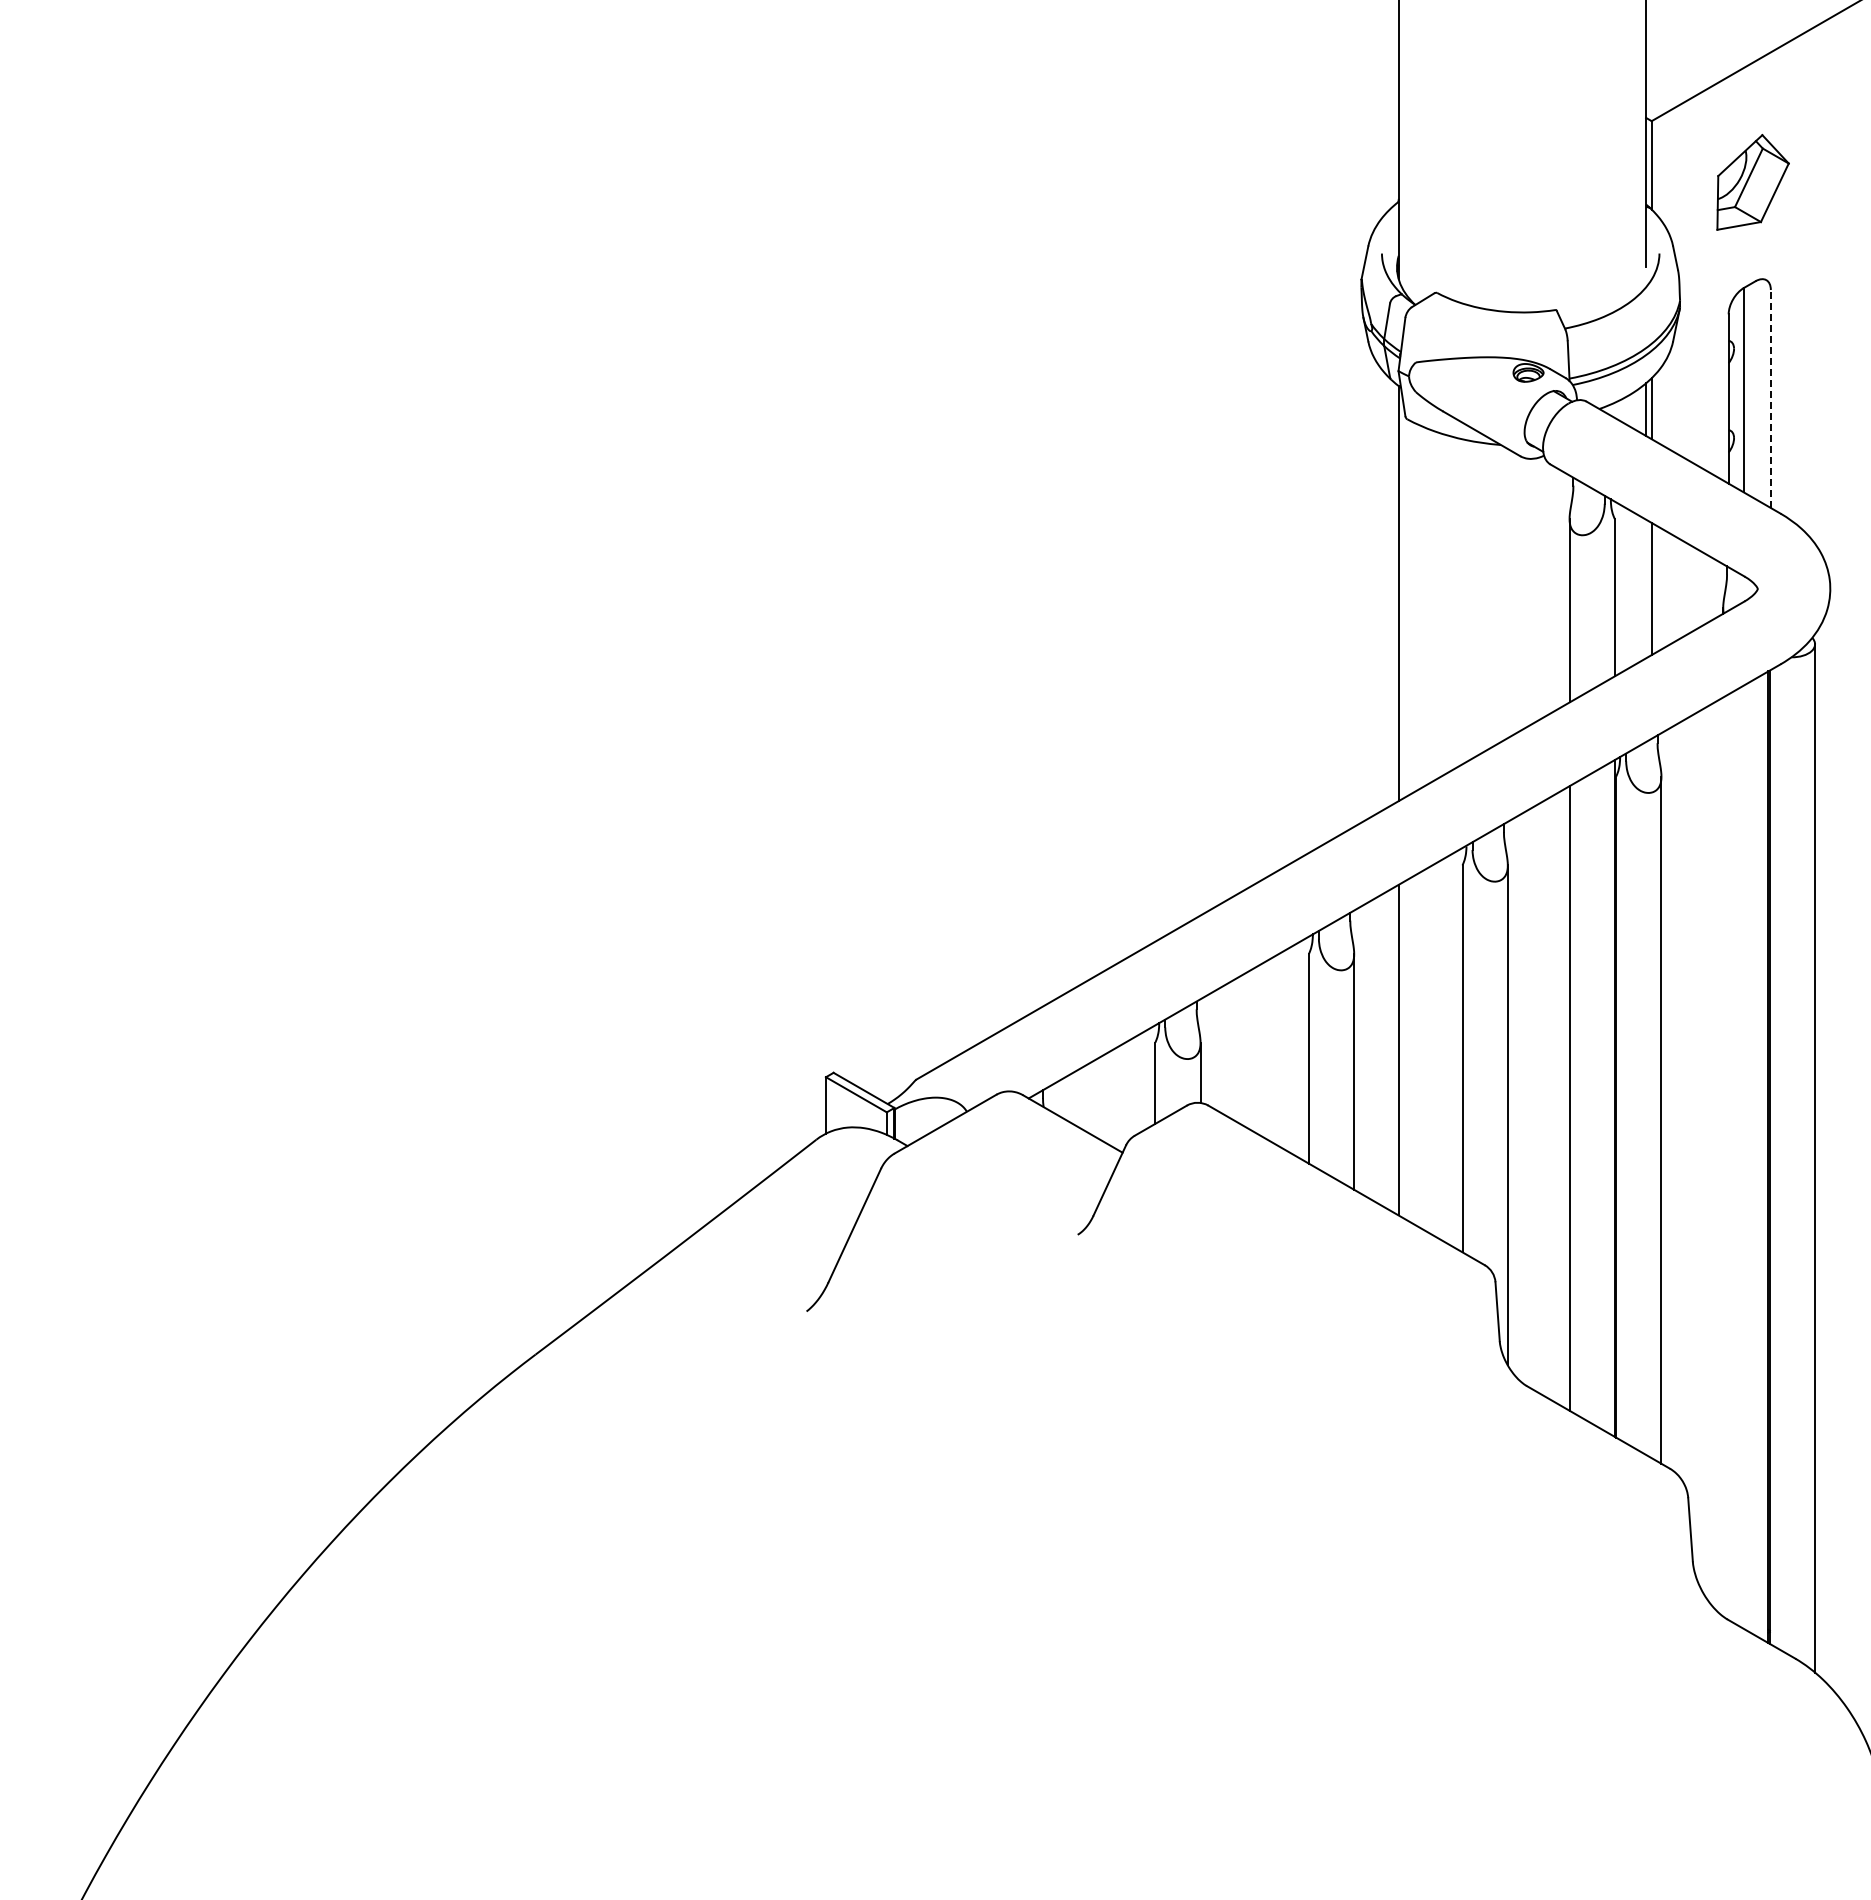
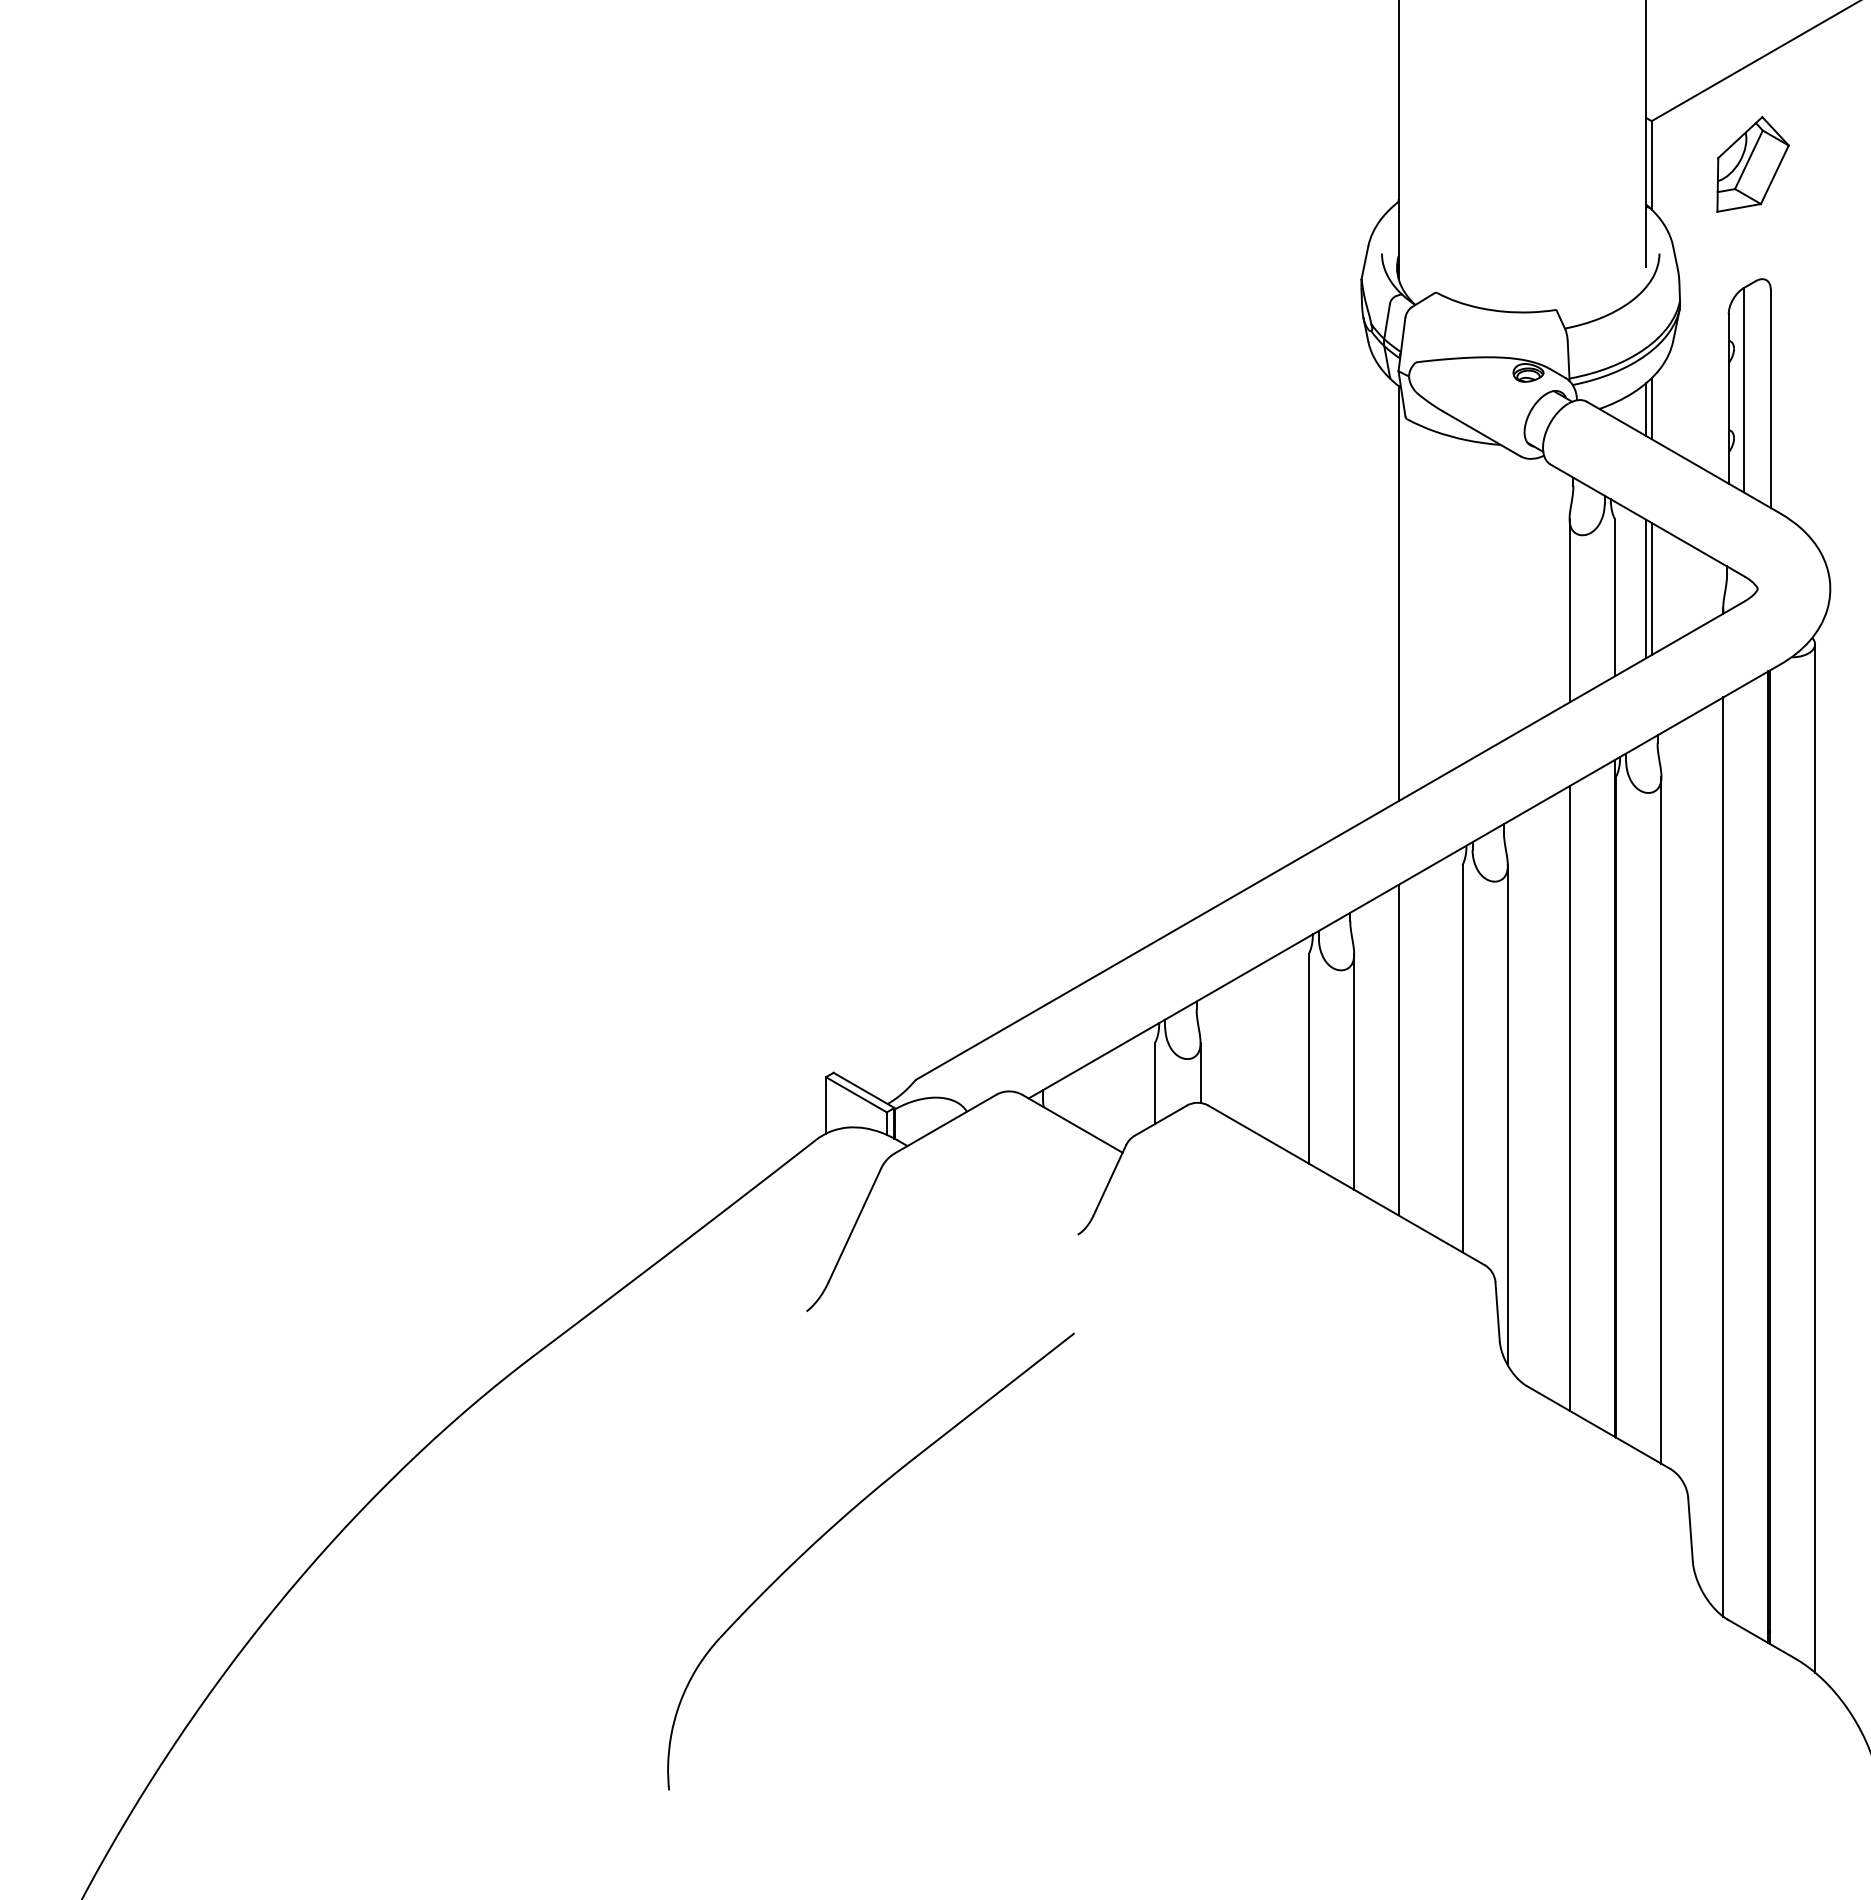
part position: (1752, 182) -> (1752, 164) (1752, 164)
line: dashed -> solid (1770, 398)
line: none -> present (1646, 588)
line: none -> present (1723, 1156)
part: none -> present (838, 1523)
